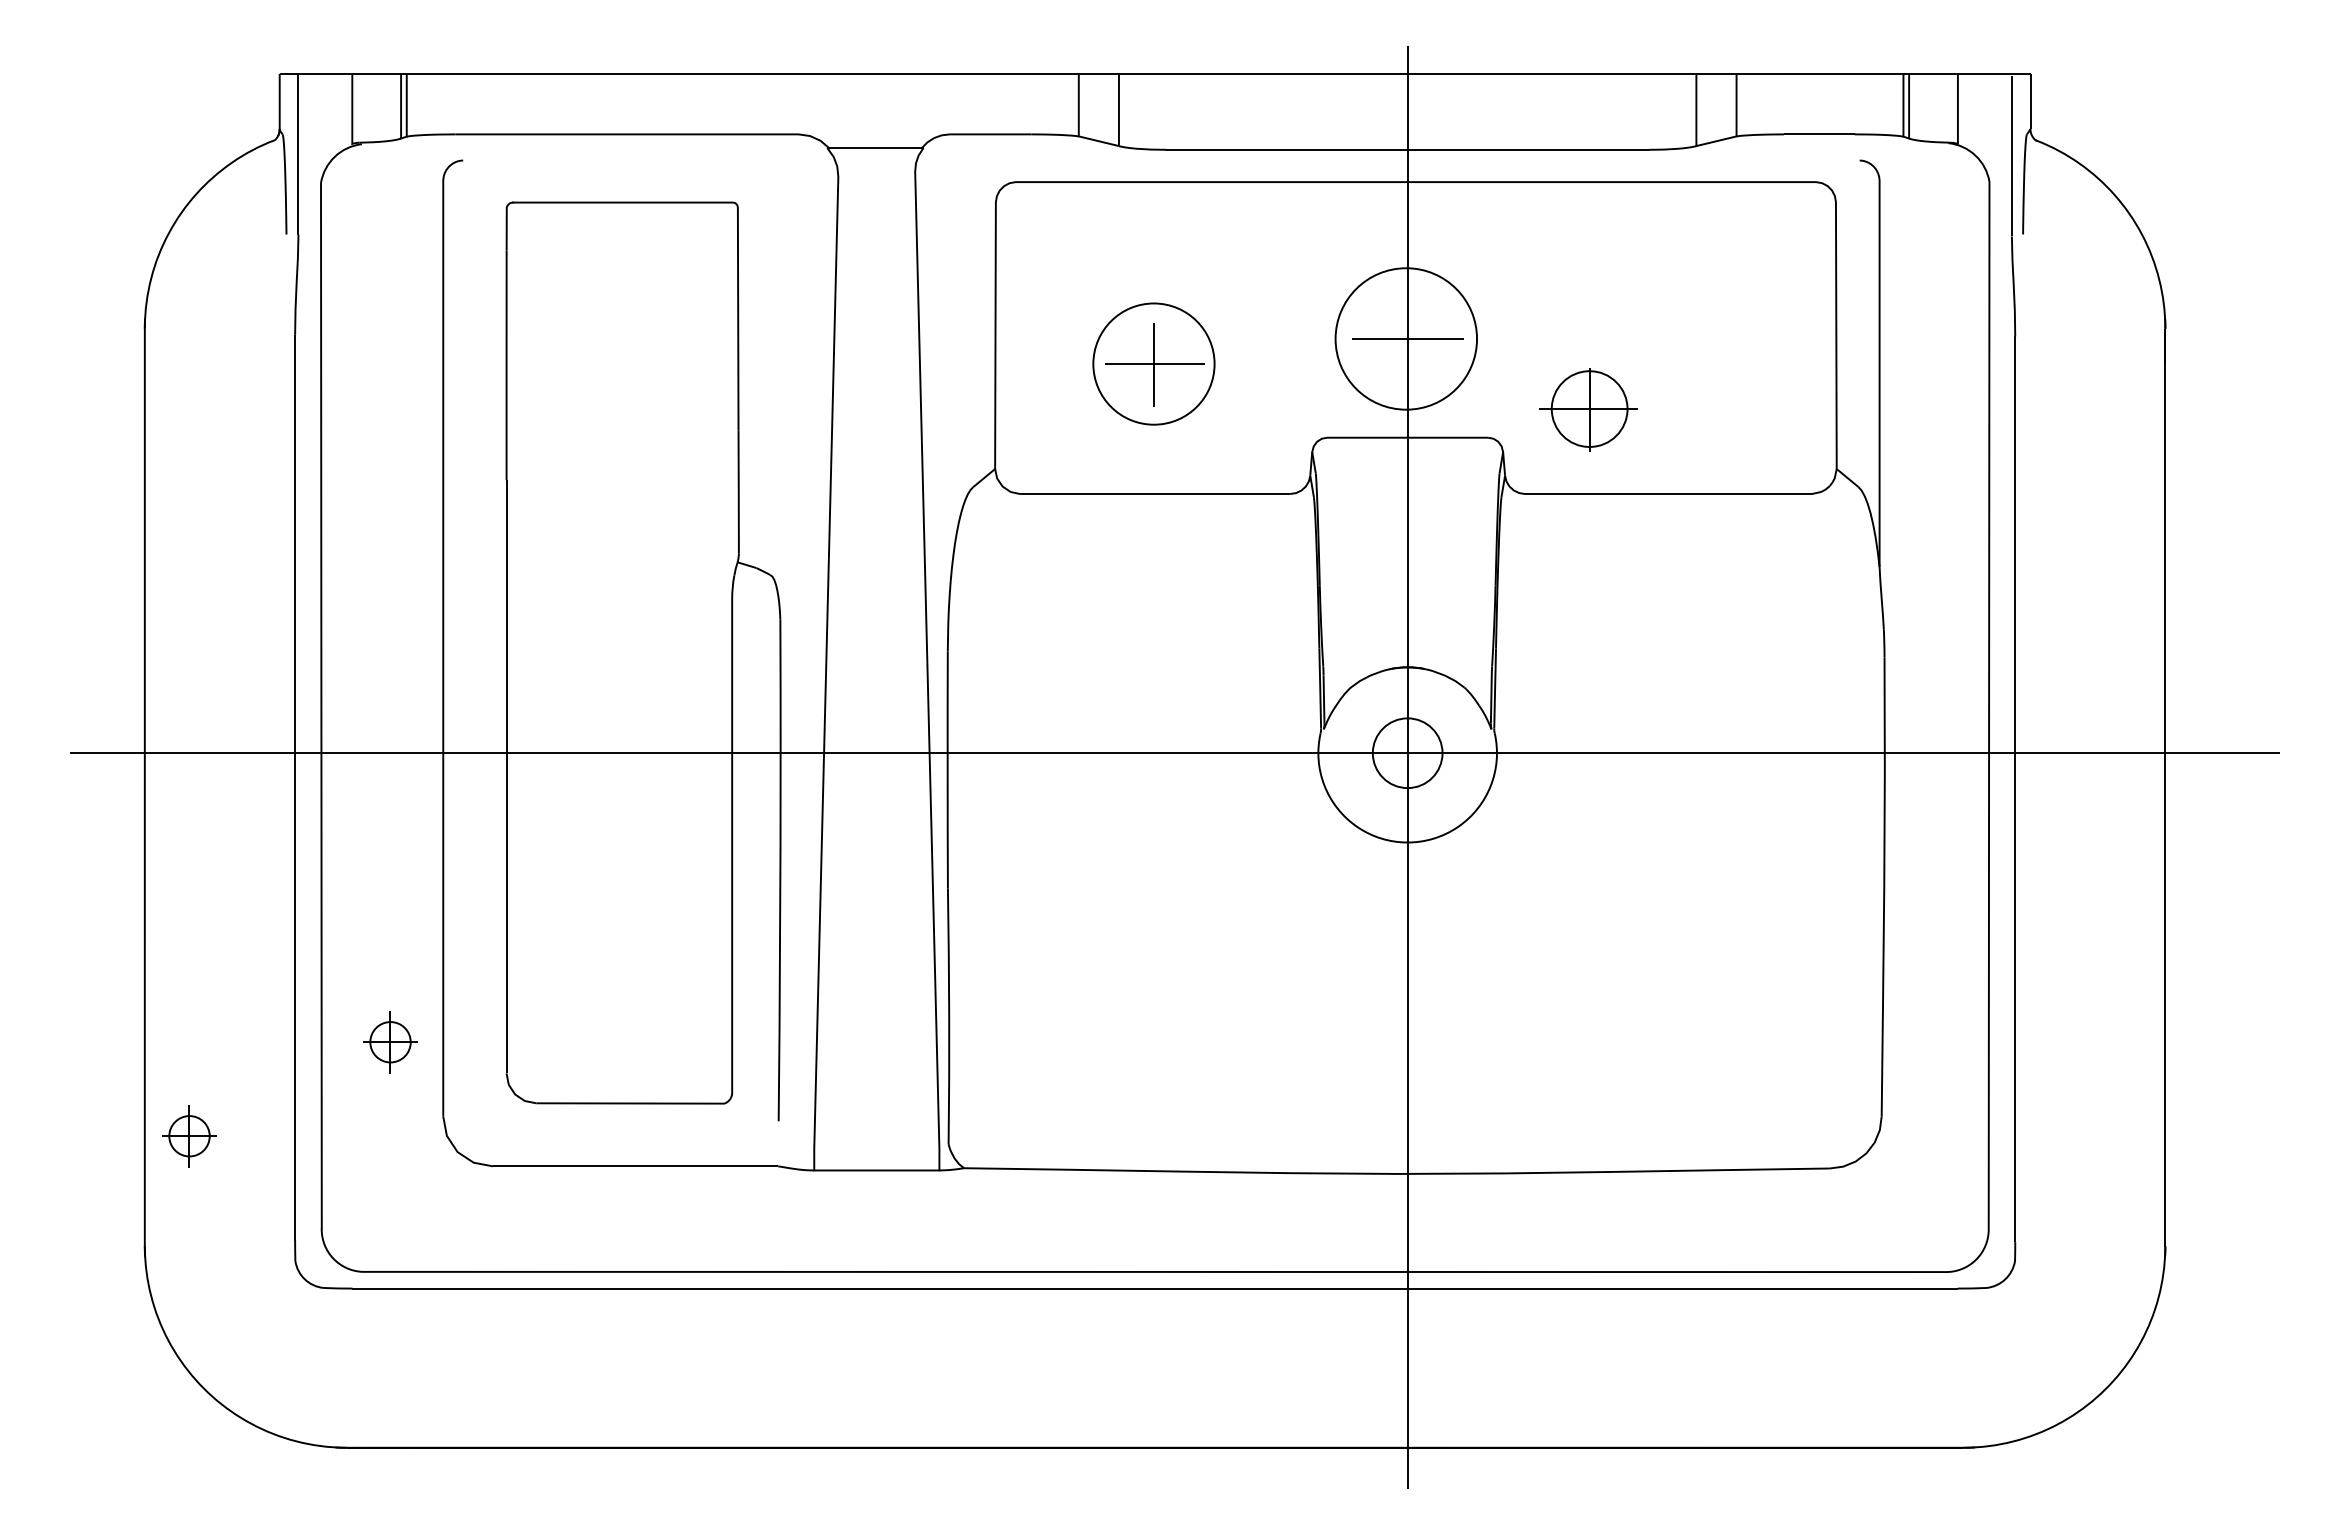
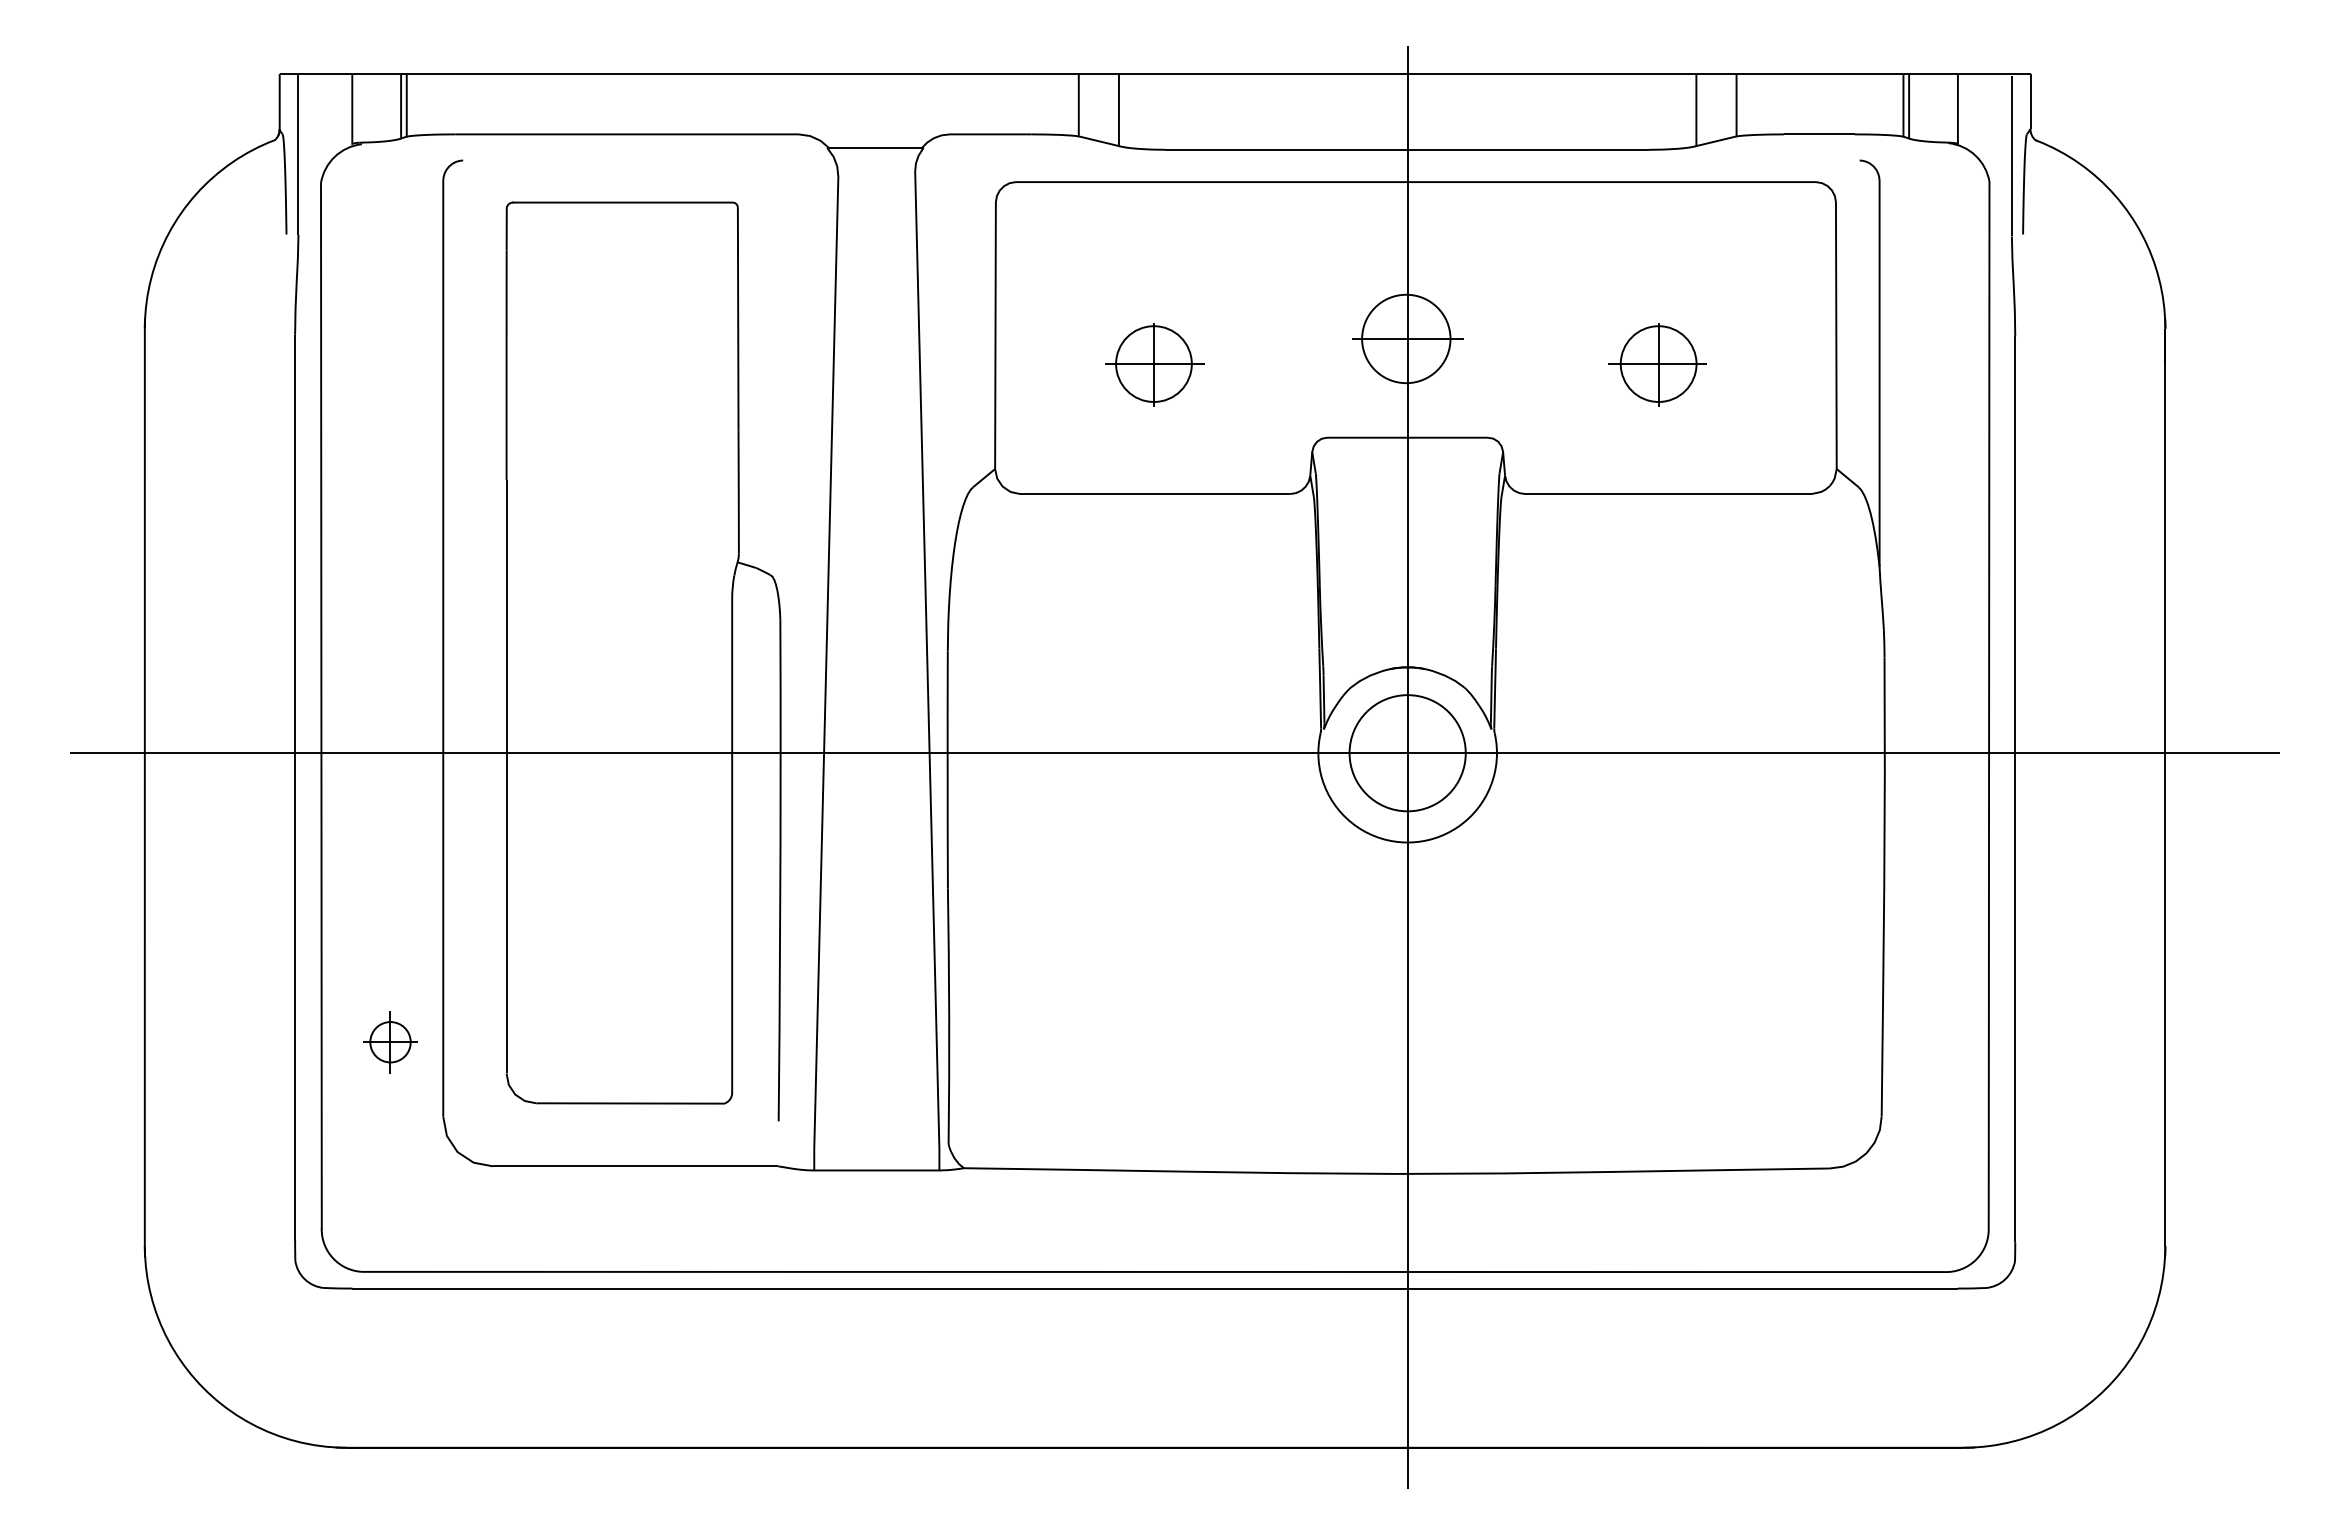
circle diameter: 141 px -> 88 px (1406, 338)
circle diameter: 121 px -> 76 px (1153, 363)
part position: (1588, 409) -> (1657, 364) (1657, 364)
circle diameter: 70 px -> 116 px (1407, 753)
part: present -> none (189, 1136)
